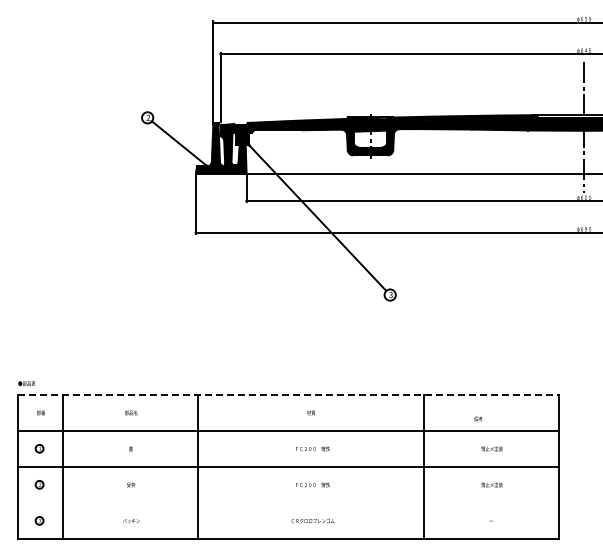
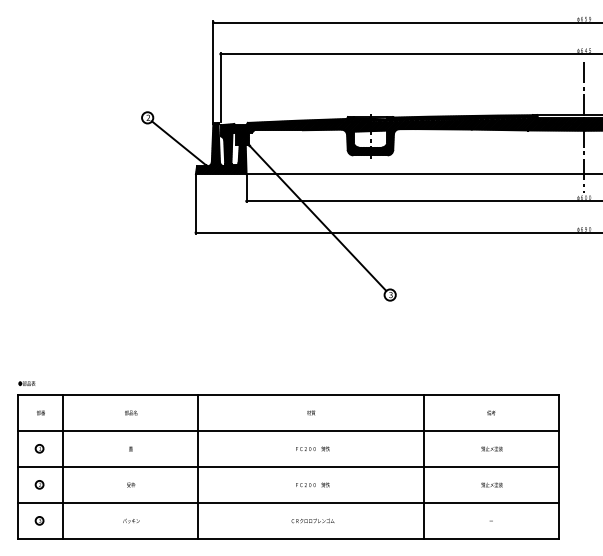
line: dashed -> solid (288, 395)
text position: (478, 418) -> (491, 412) (491, 412)
line: none -> present (288, 503)
